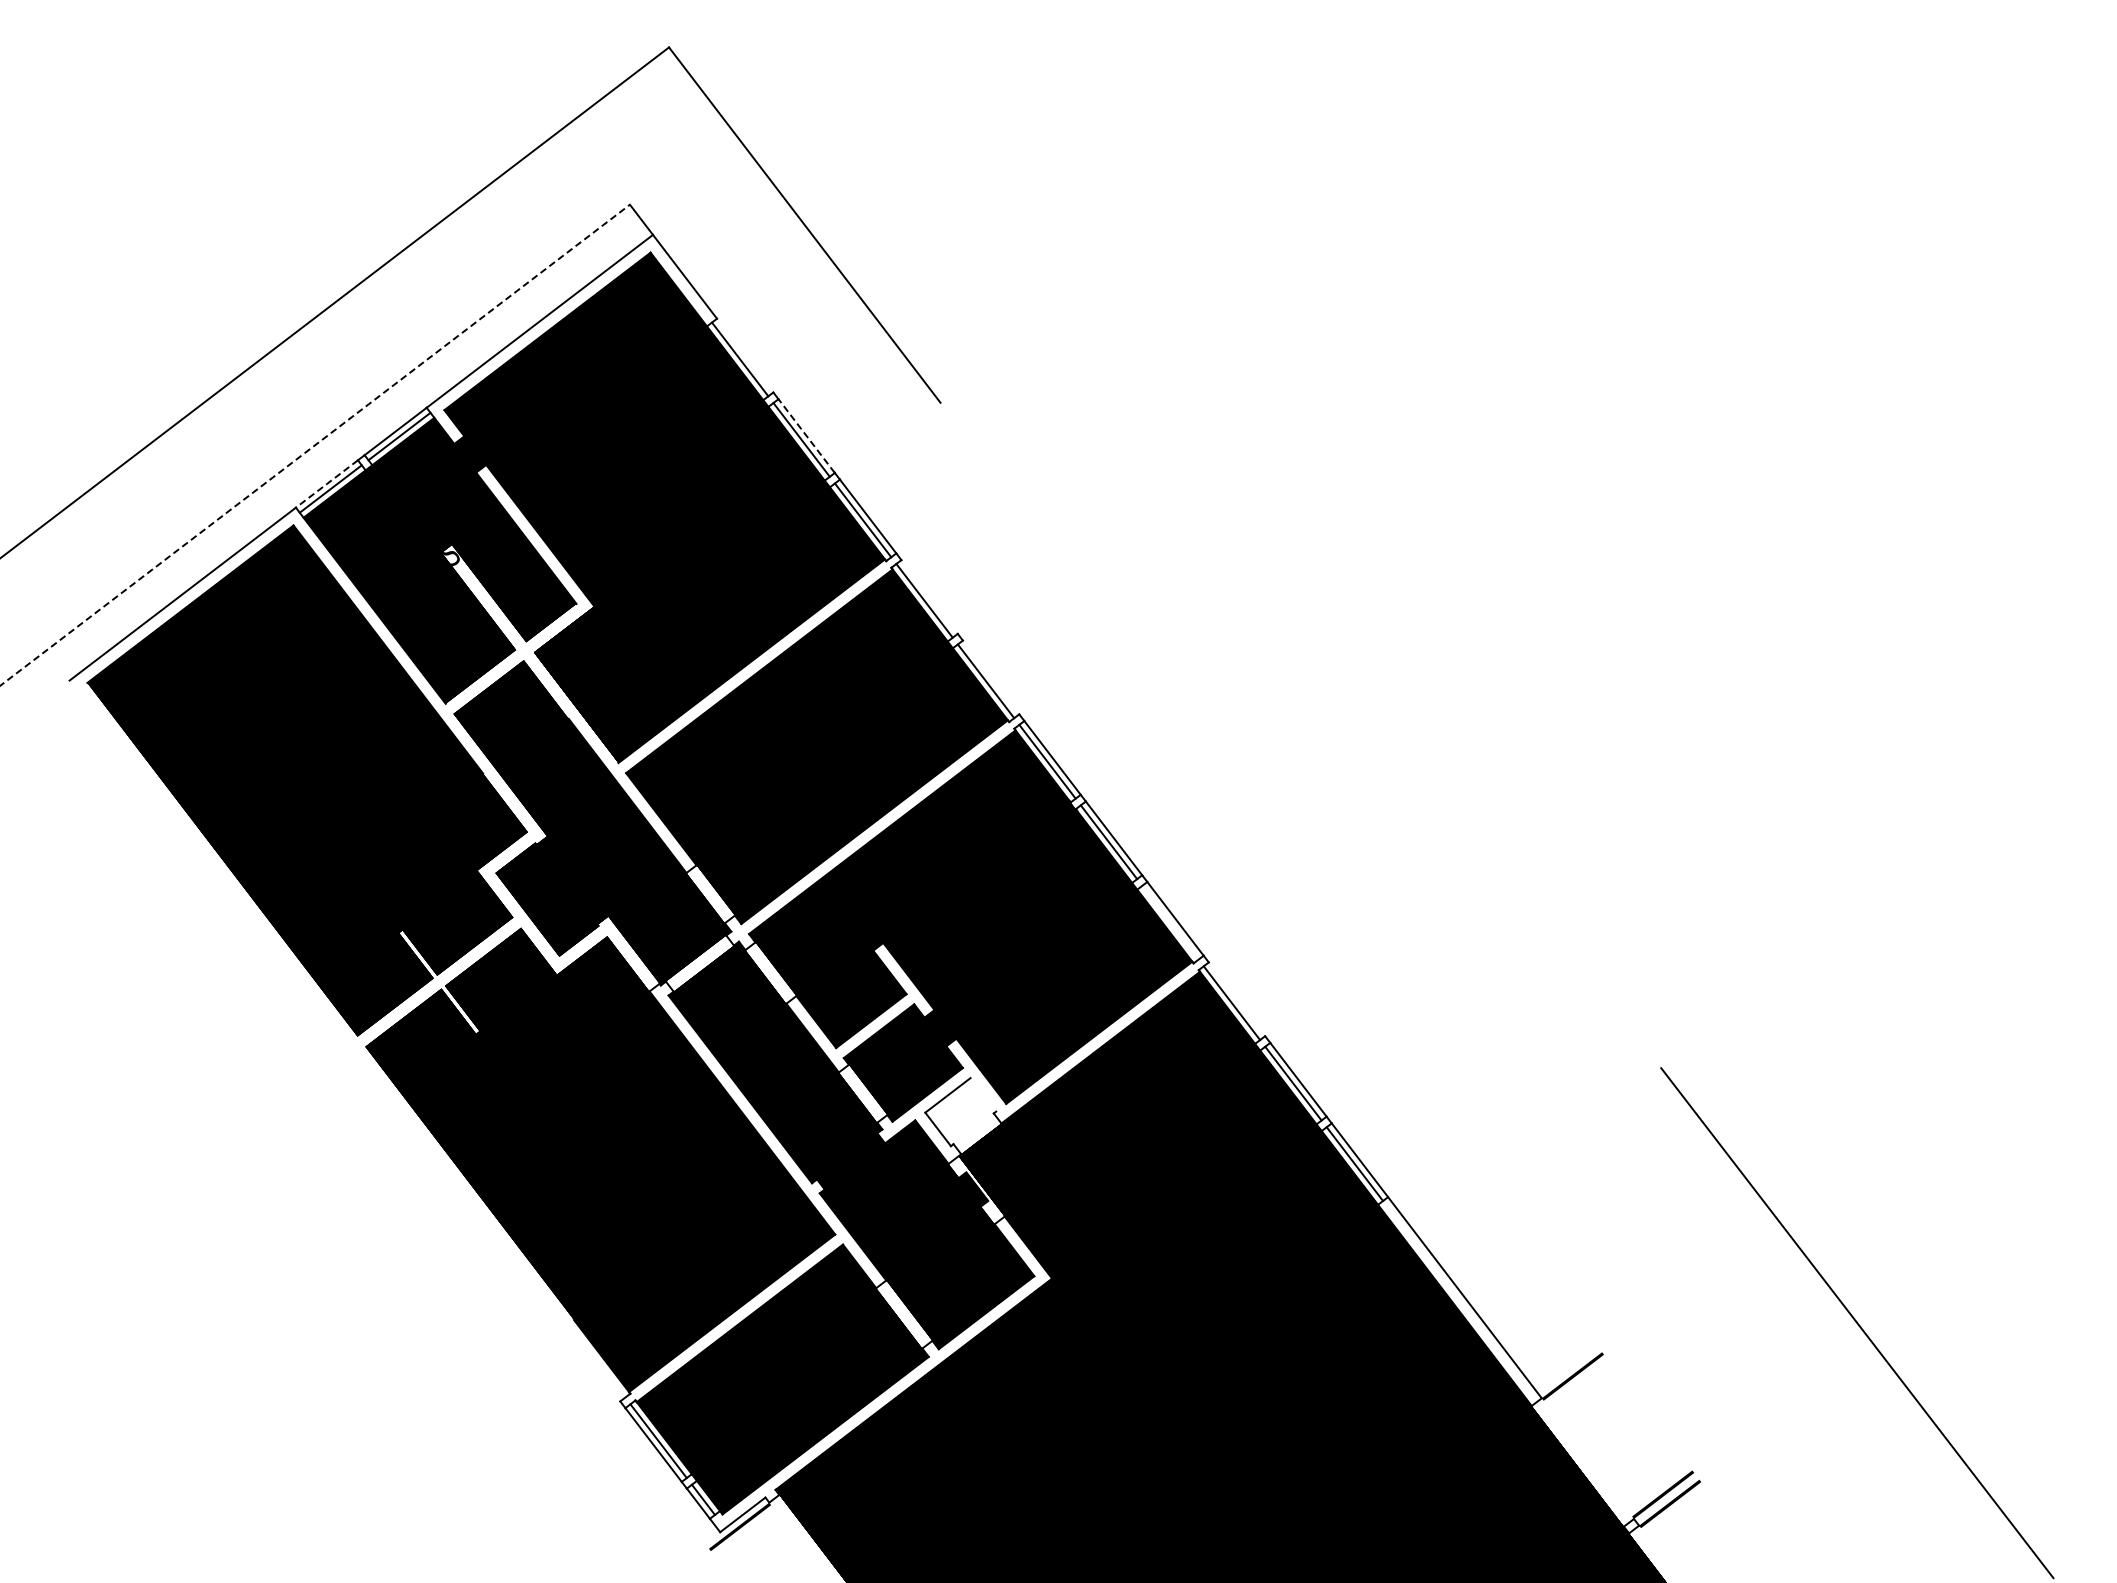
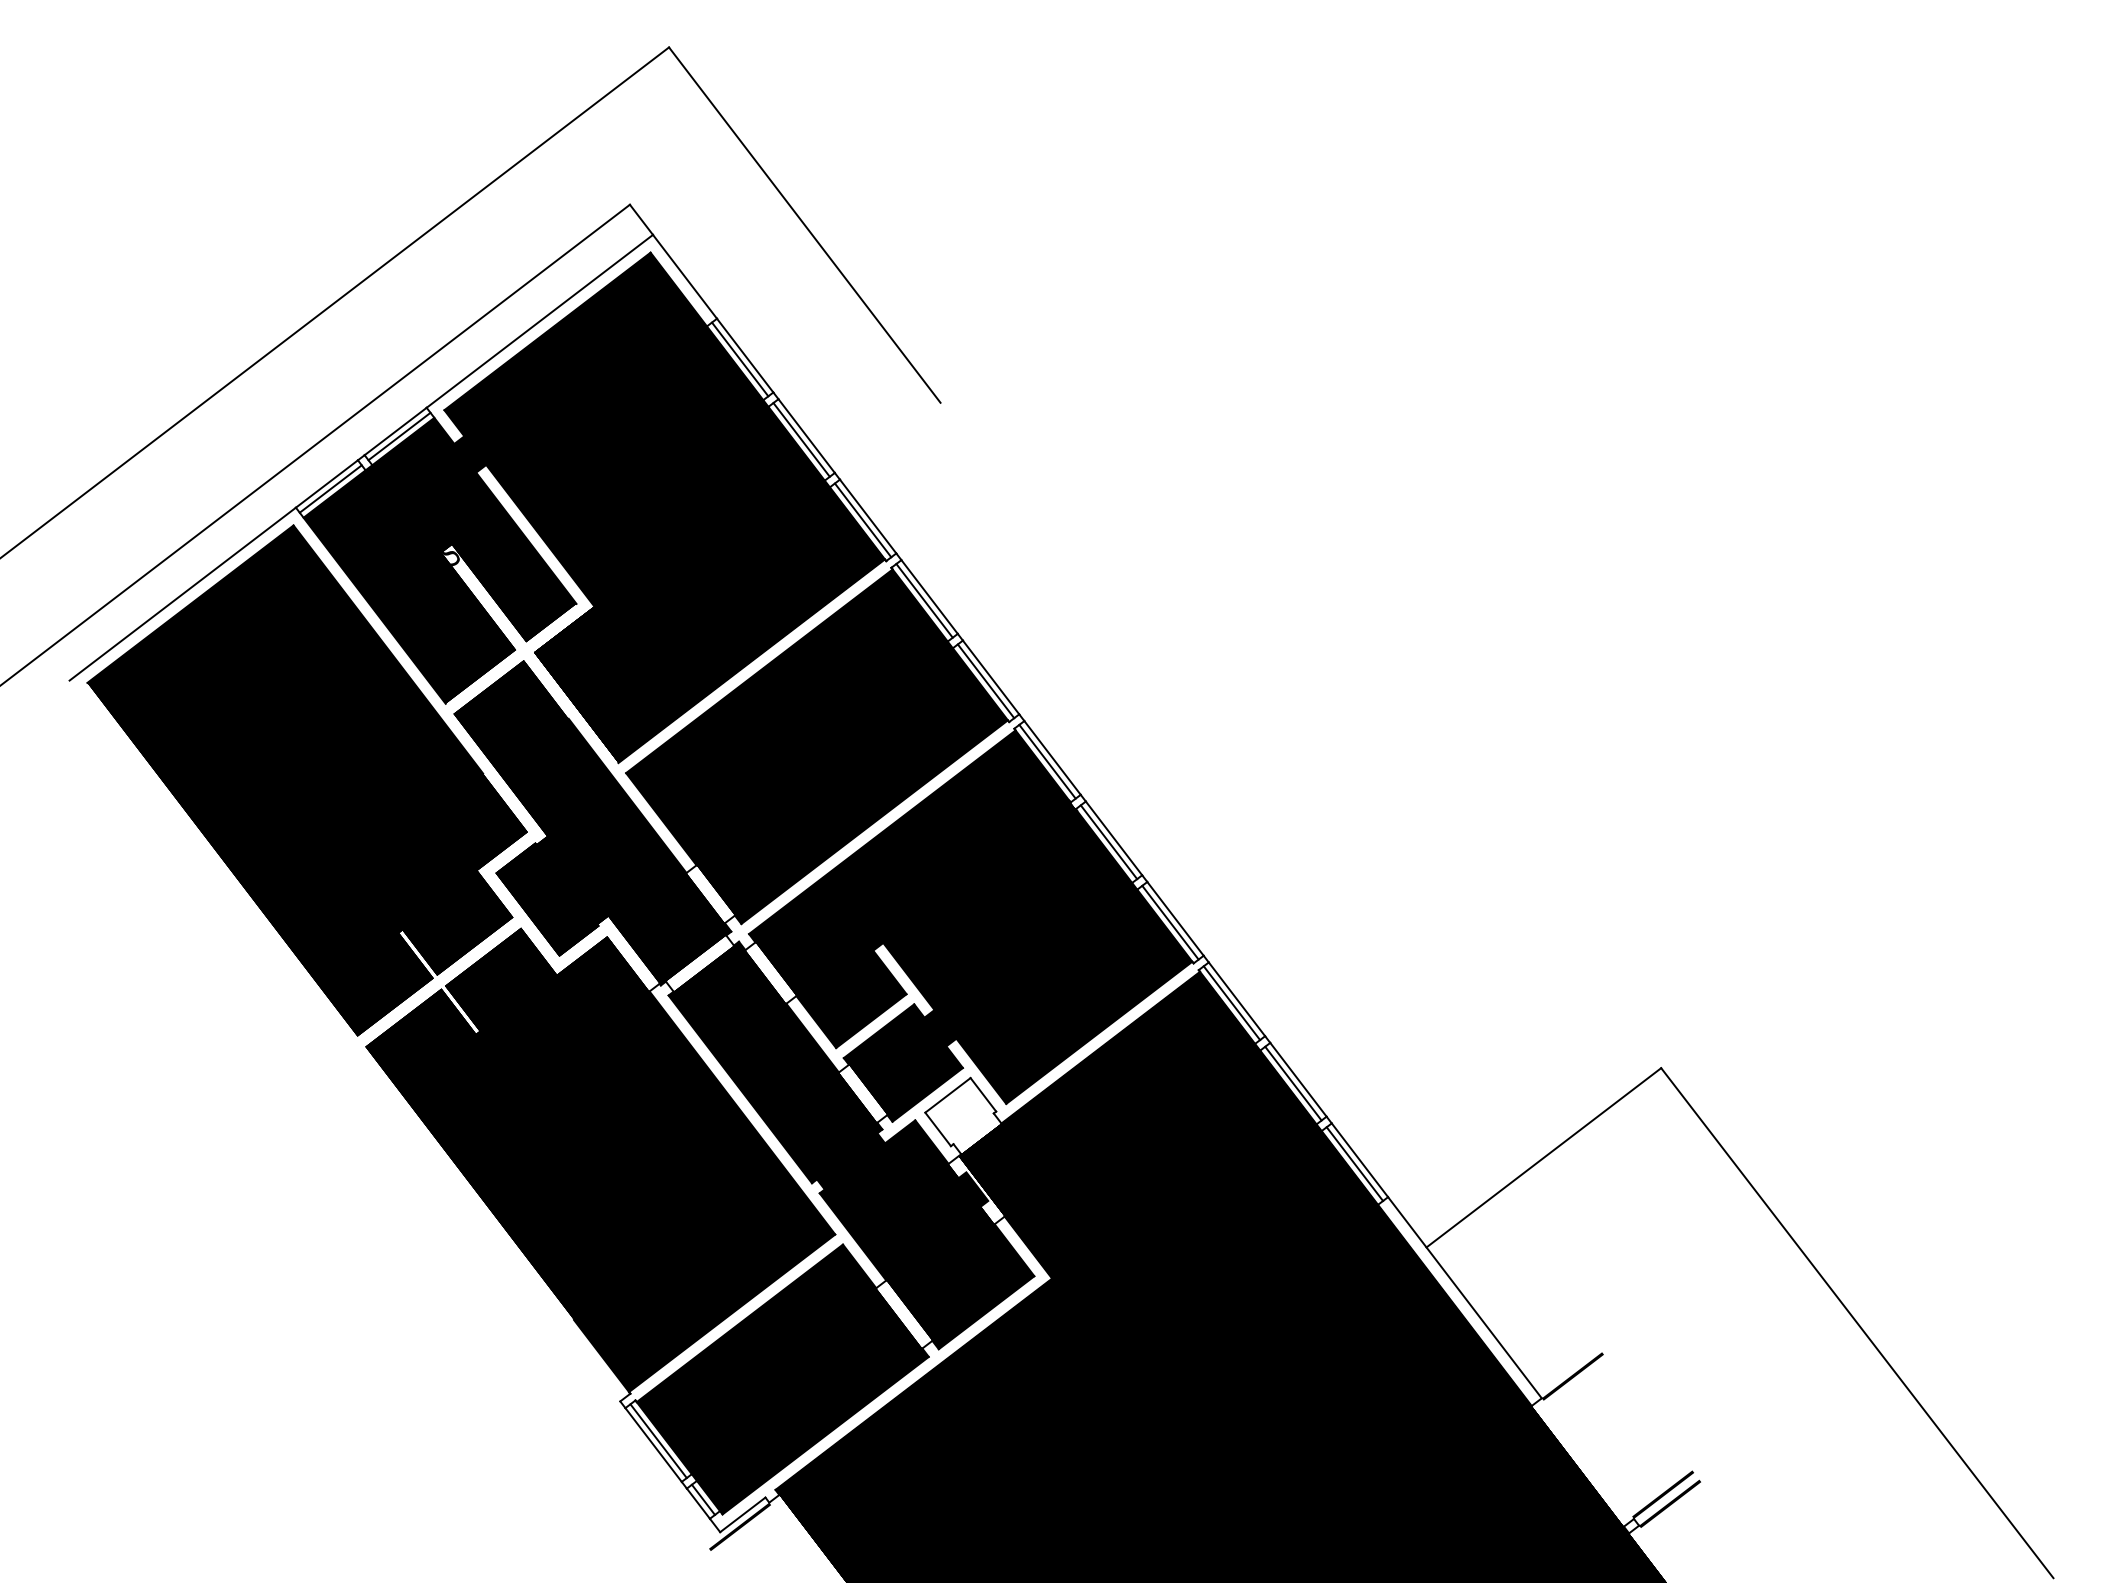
line: none -> present (745, 355)
line: dashed -> solid (806, 435)
line: dashed -> solid (315, 445)
line: dashed -> solid (326, 484)
line: none -> present (929, 596)
line: none -> present (990, 677)
line: none -> present (1170, 922)
line: none -> present (1236, 999)
line: none -> present (983, 1094)
line: none -> present (1543, 1157)
